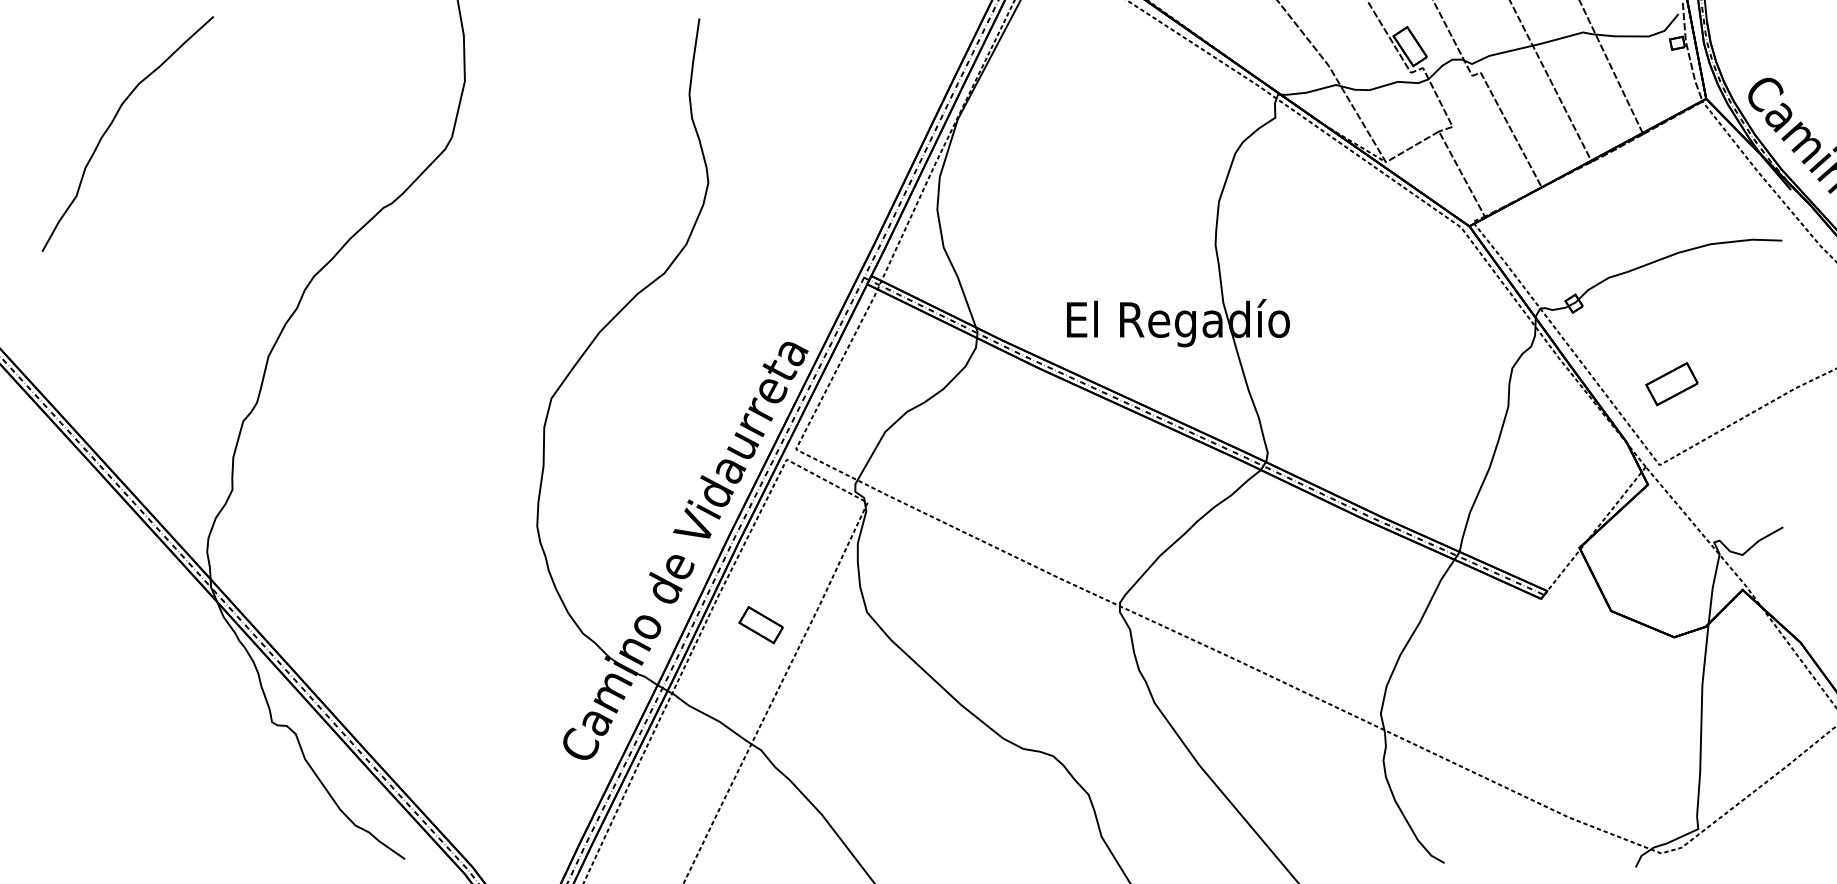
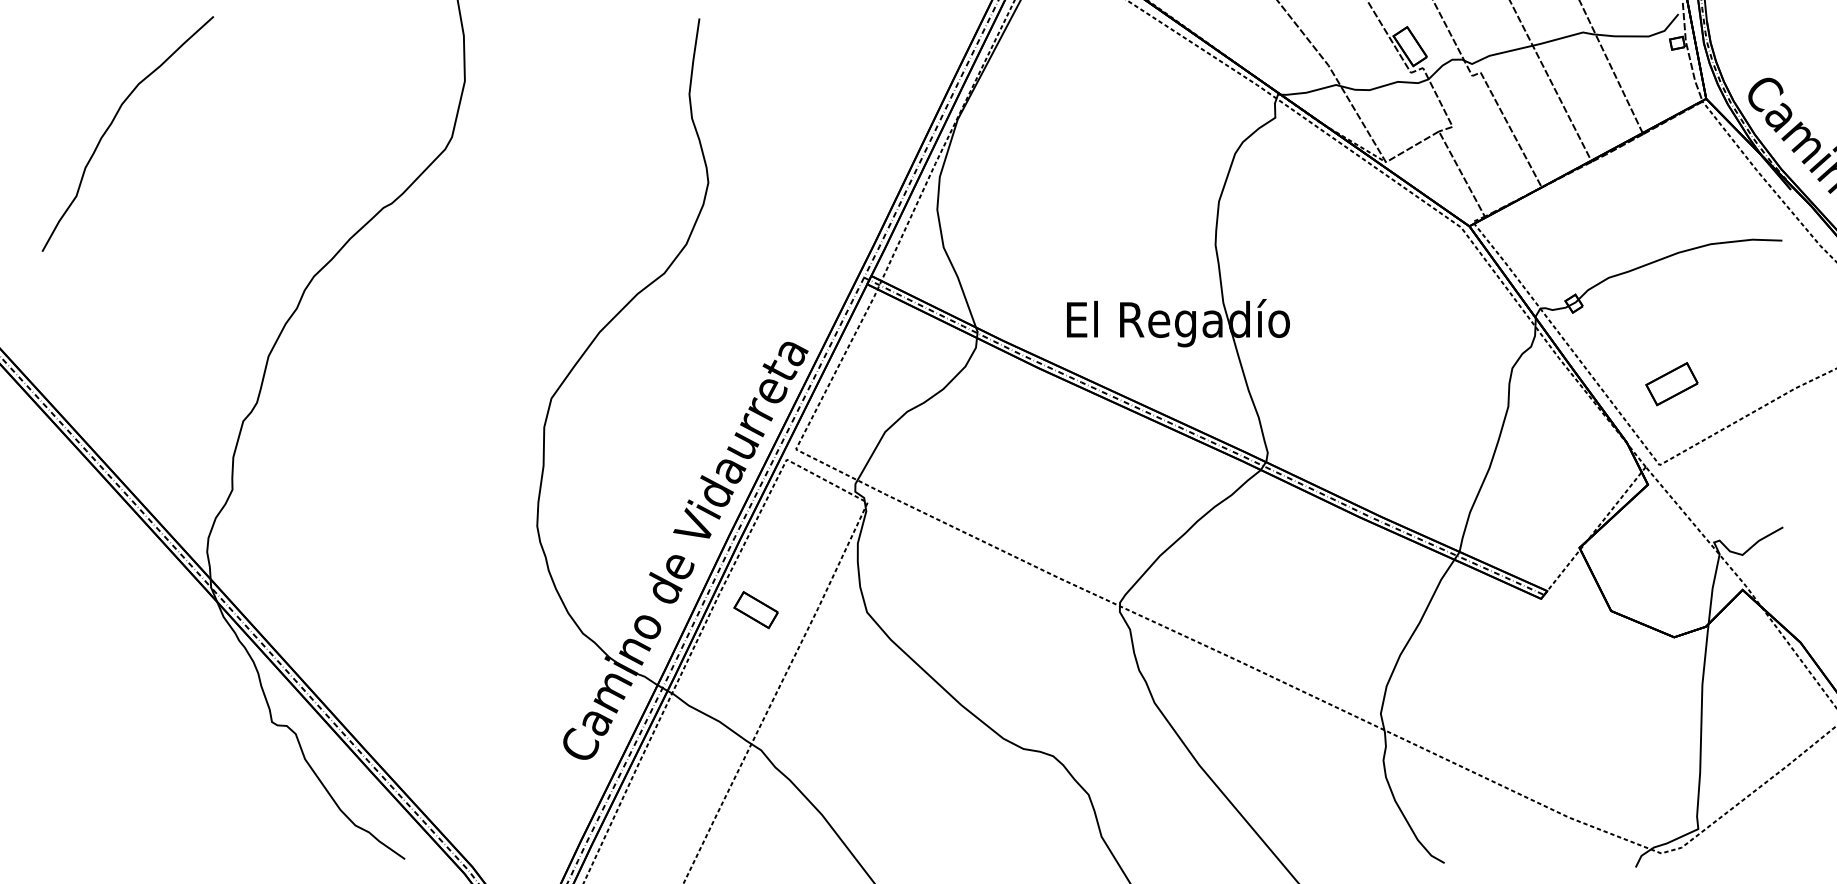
part position: (760, 625) -> (755, 610) (755, 610)
